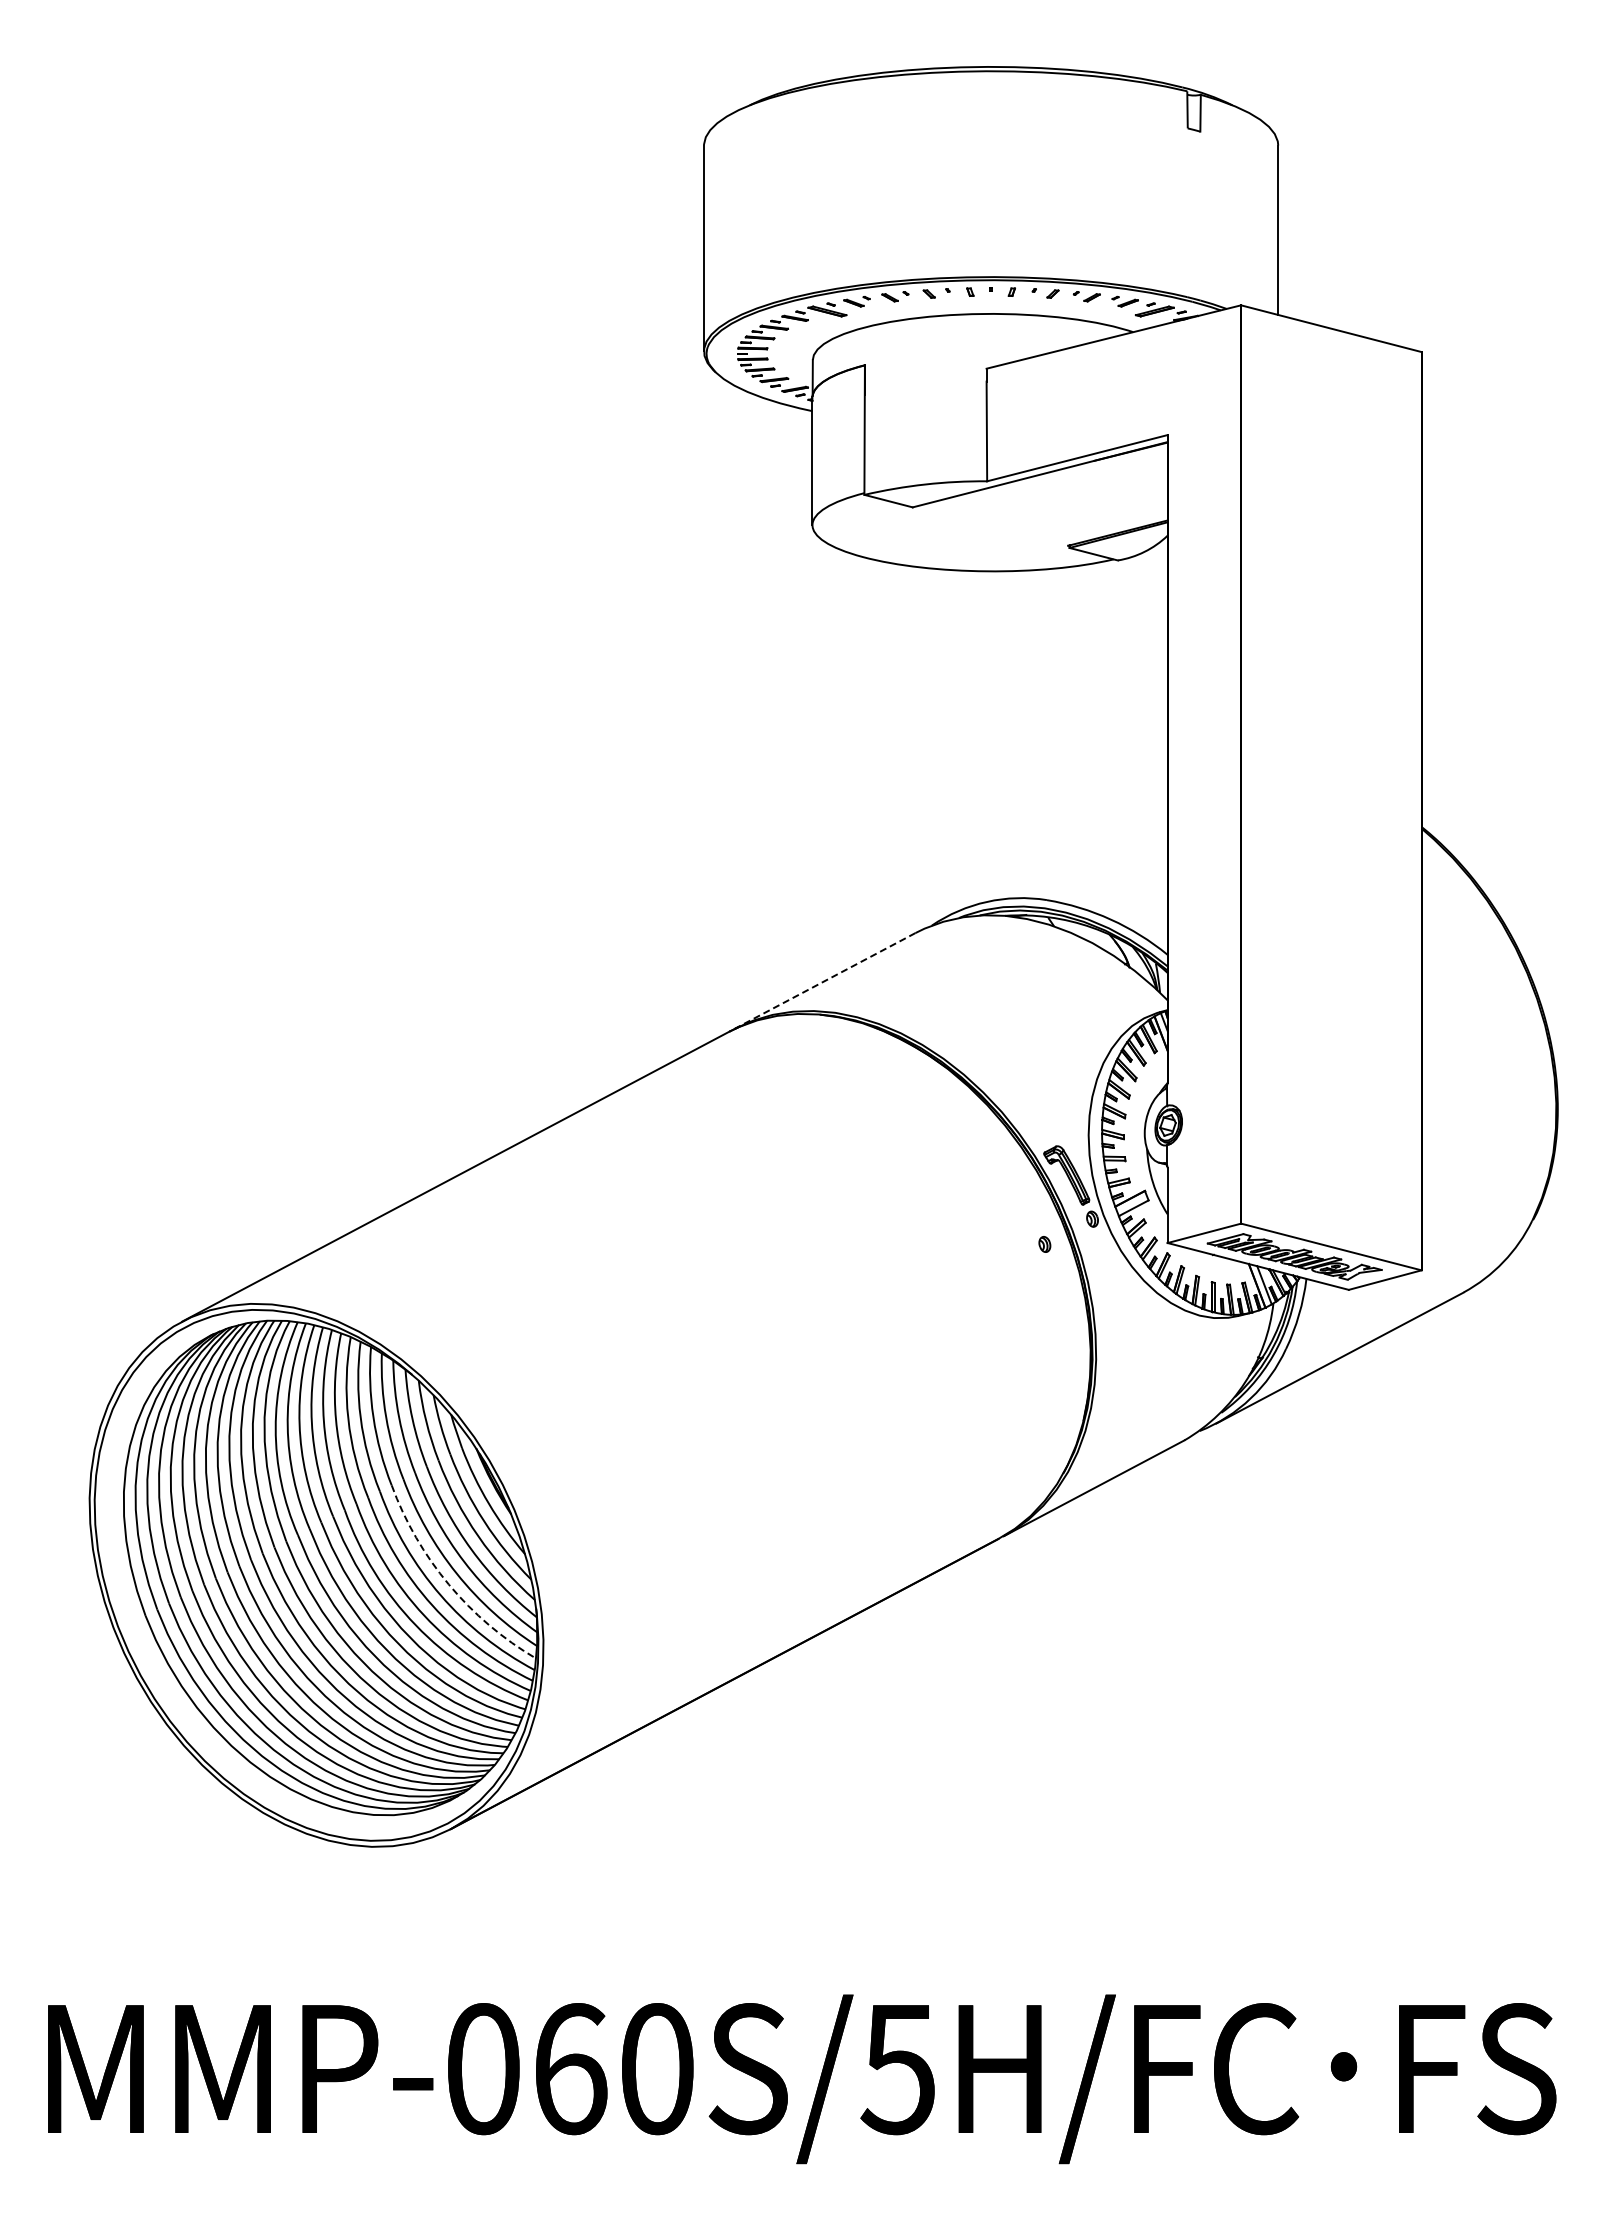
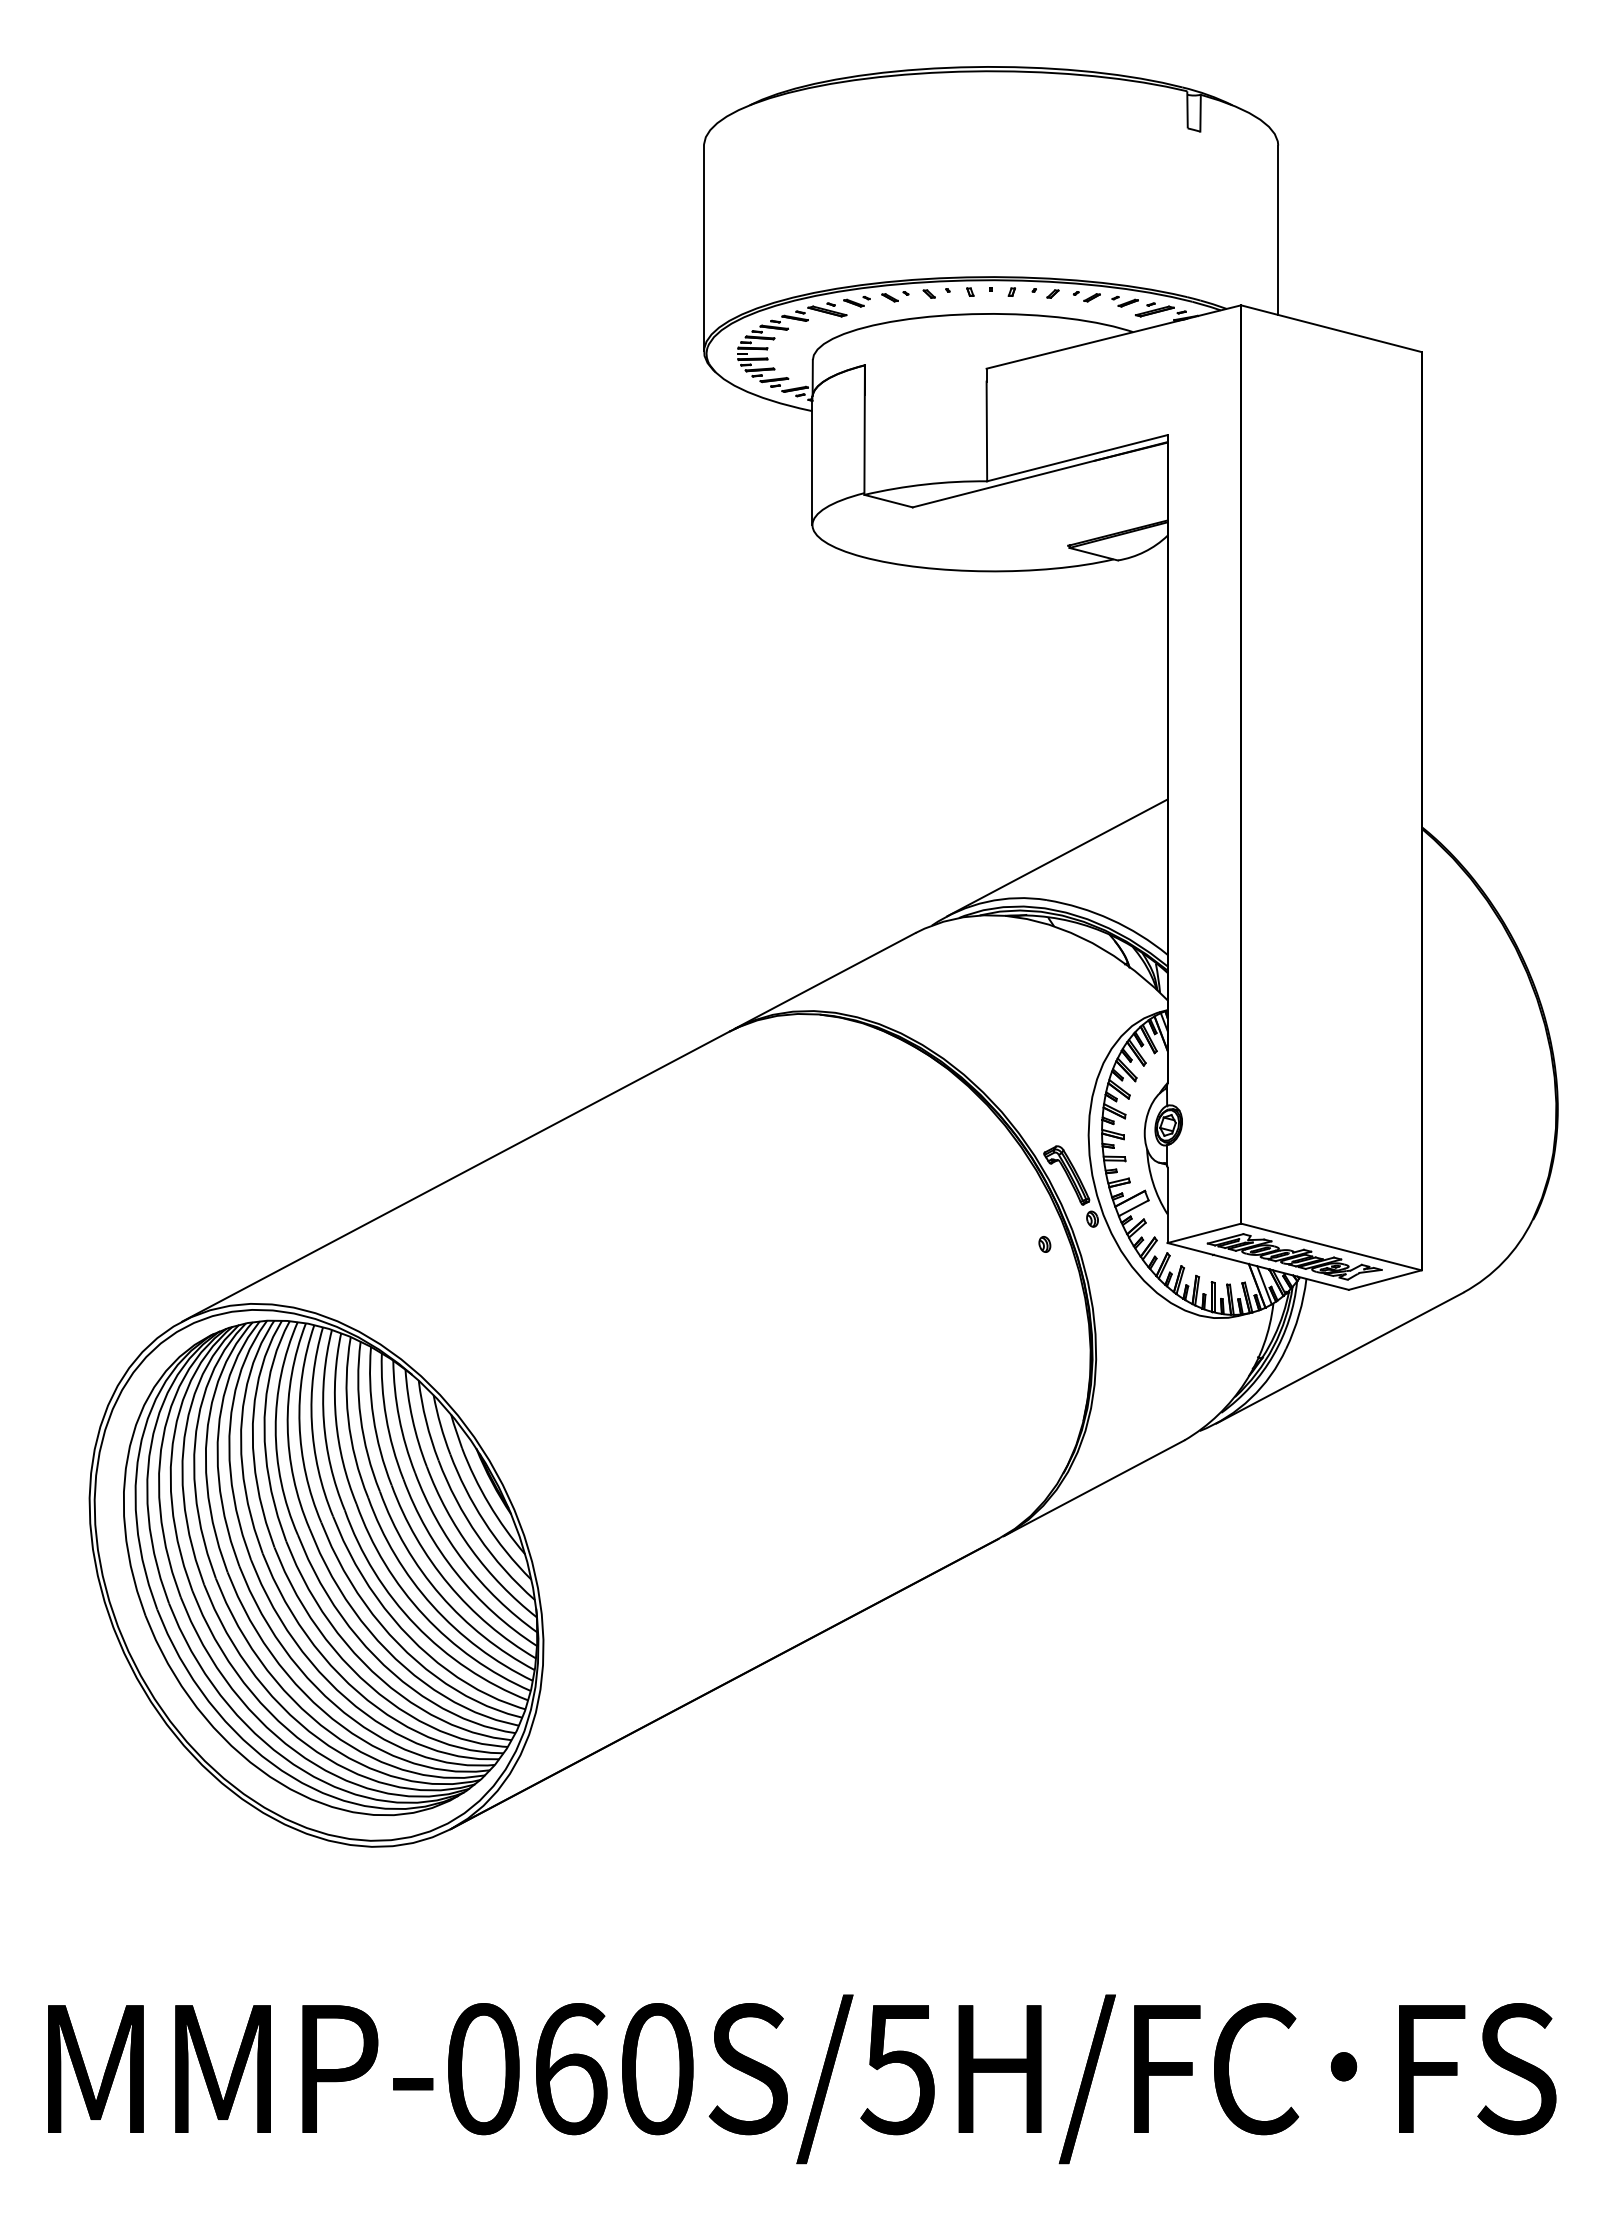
line: none -> present (1057, 857)
line: dashed -> solid (824, 981)
arc: dashed -> solid (448, 1584)
